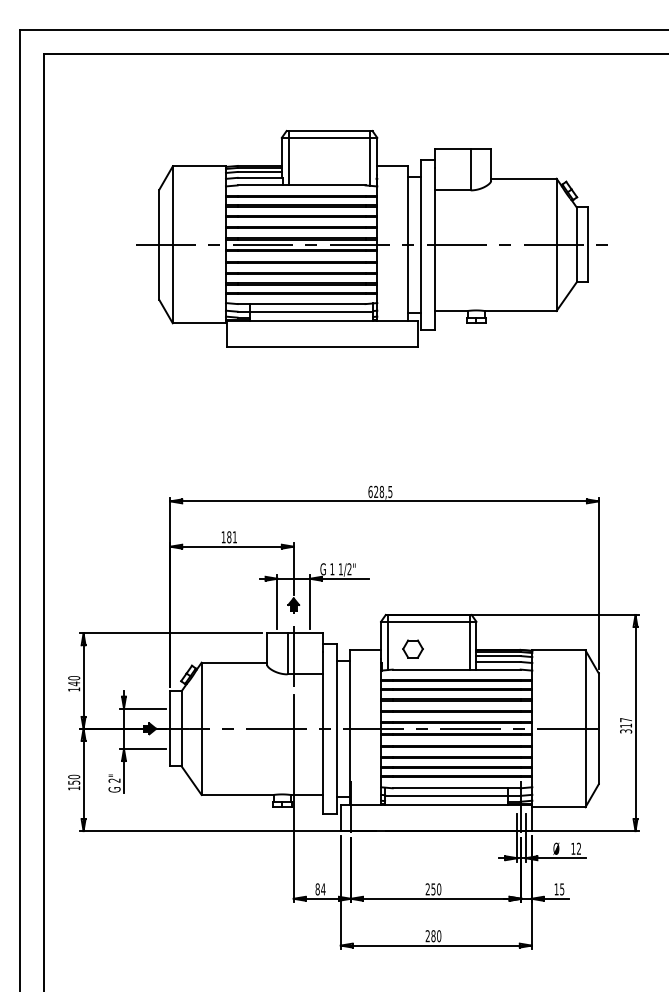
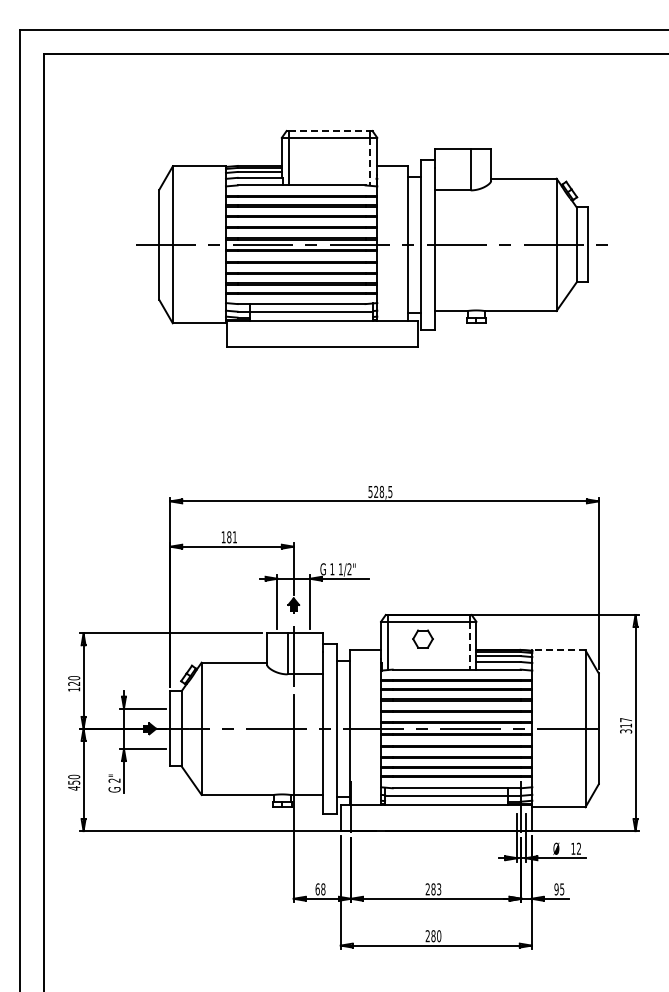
line: solid -> dashed (329, 131)
line: solid -> dashed (370, 162)
text: 628,5 -> 528,5 (370, 491)
line: solid -> dashed (469, 645)
part position: (412, 648) -> (422, 638) (422, 638)
line: solid -> dashed (558, 650)
text: 140 -> 120 (74, 683)
text: 150 -> 450 (74, 788)
text: 84 -> 68 (320, 889)
text: 250 -> 283 (436, 889)
text: 15 -> 95 (556, 889)
